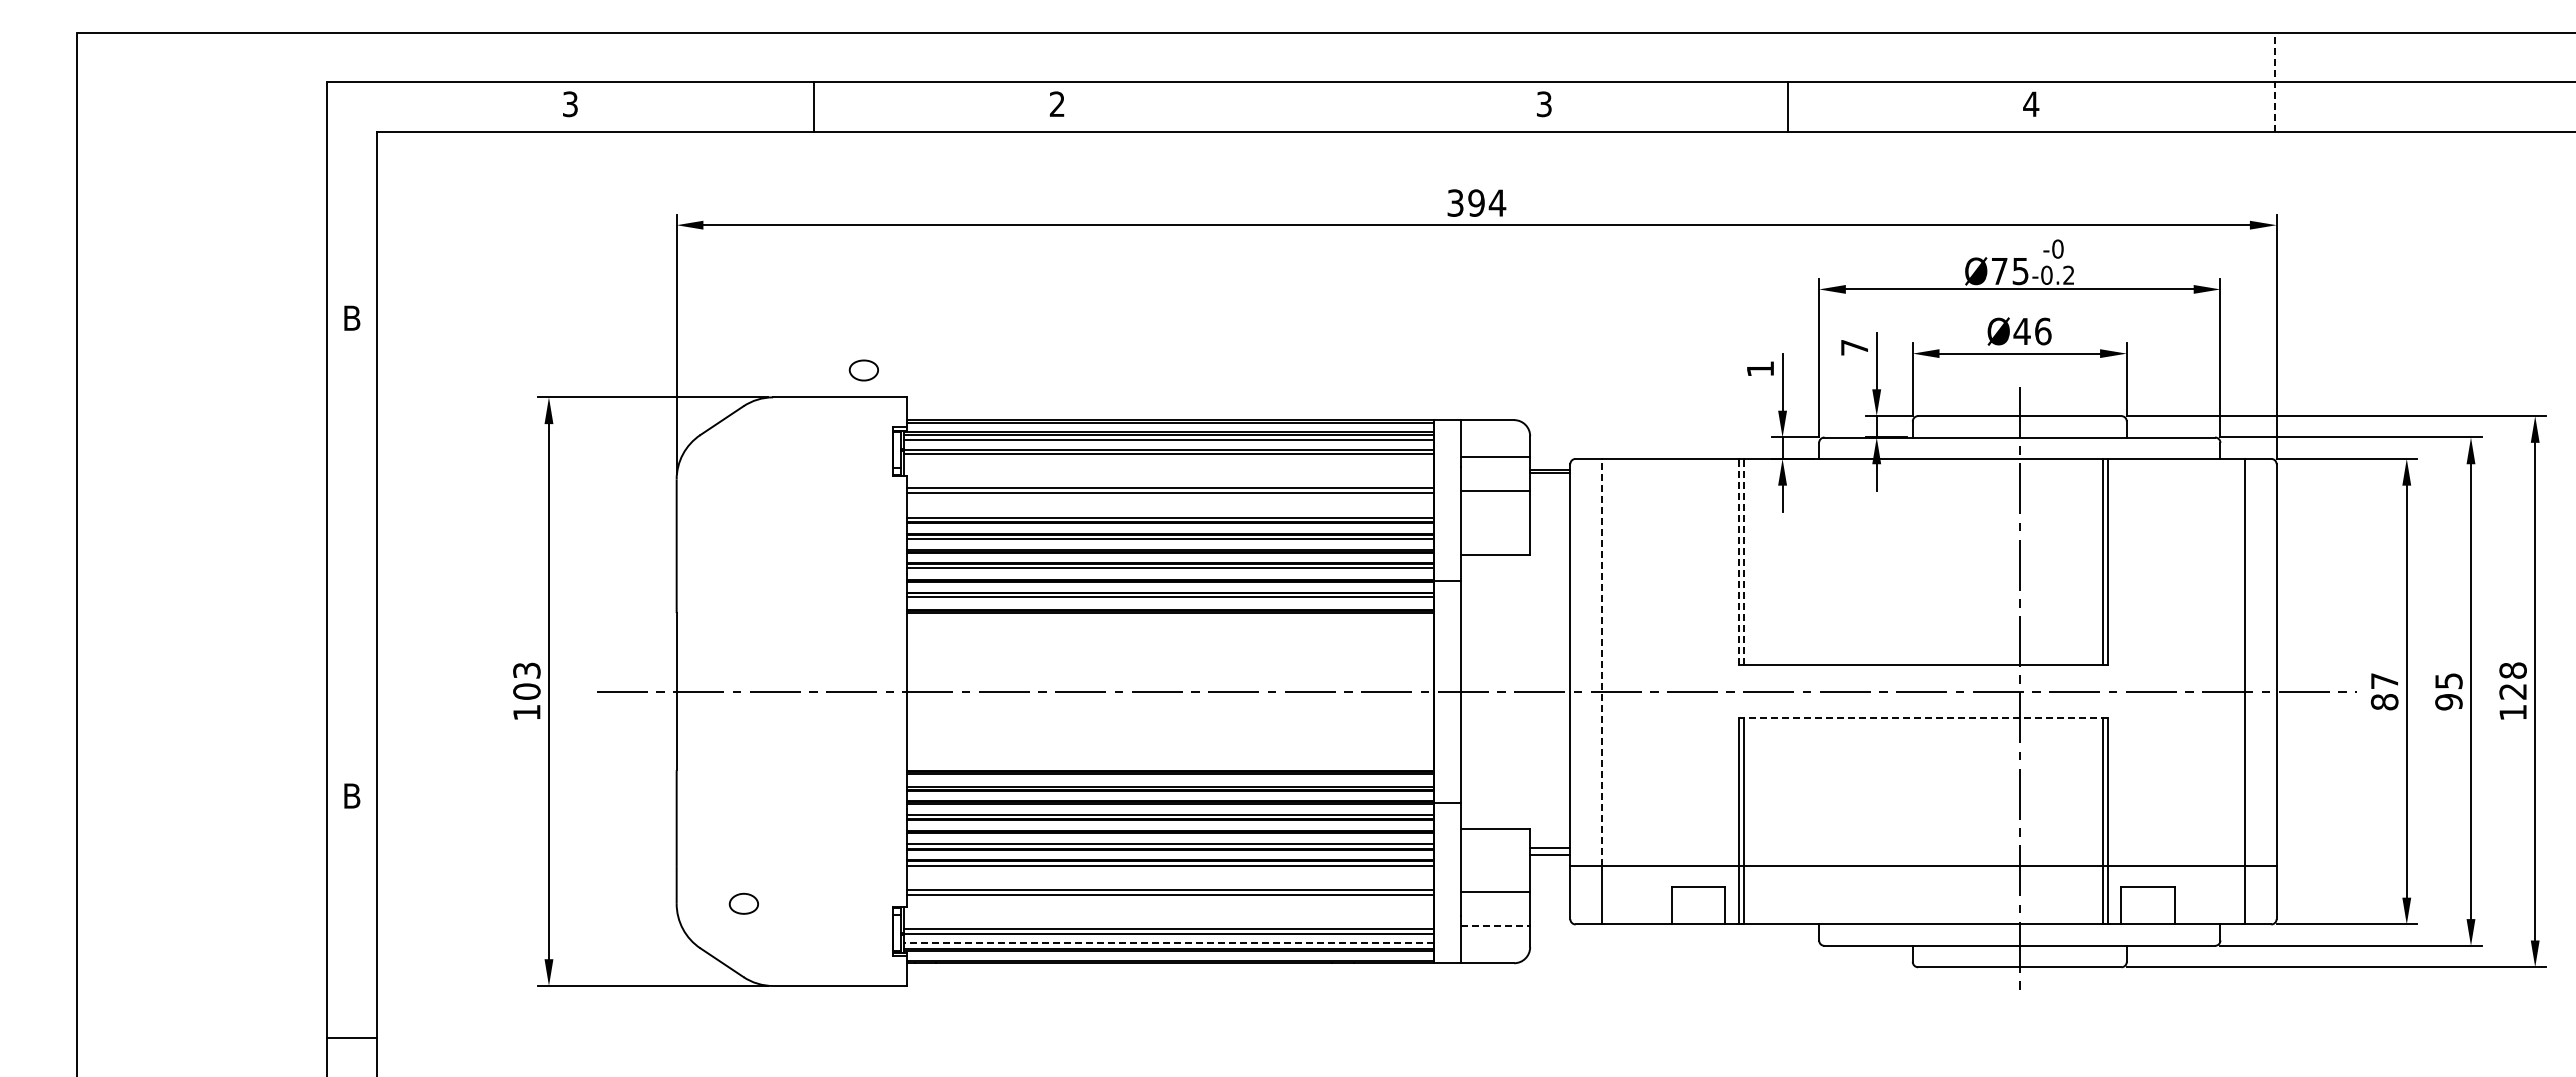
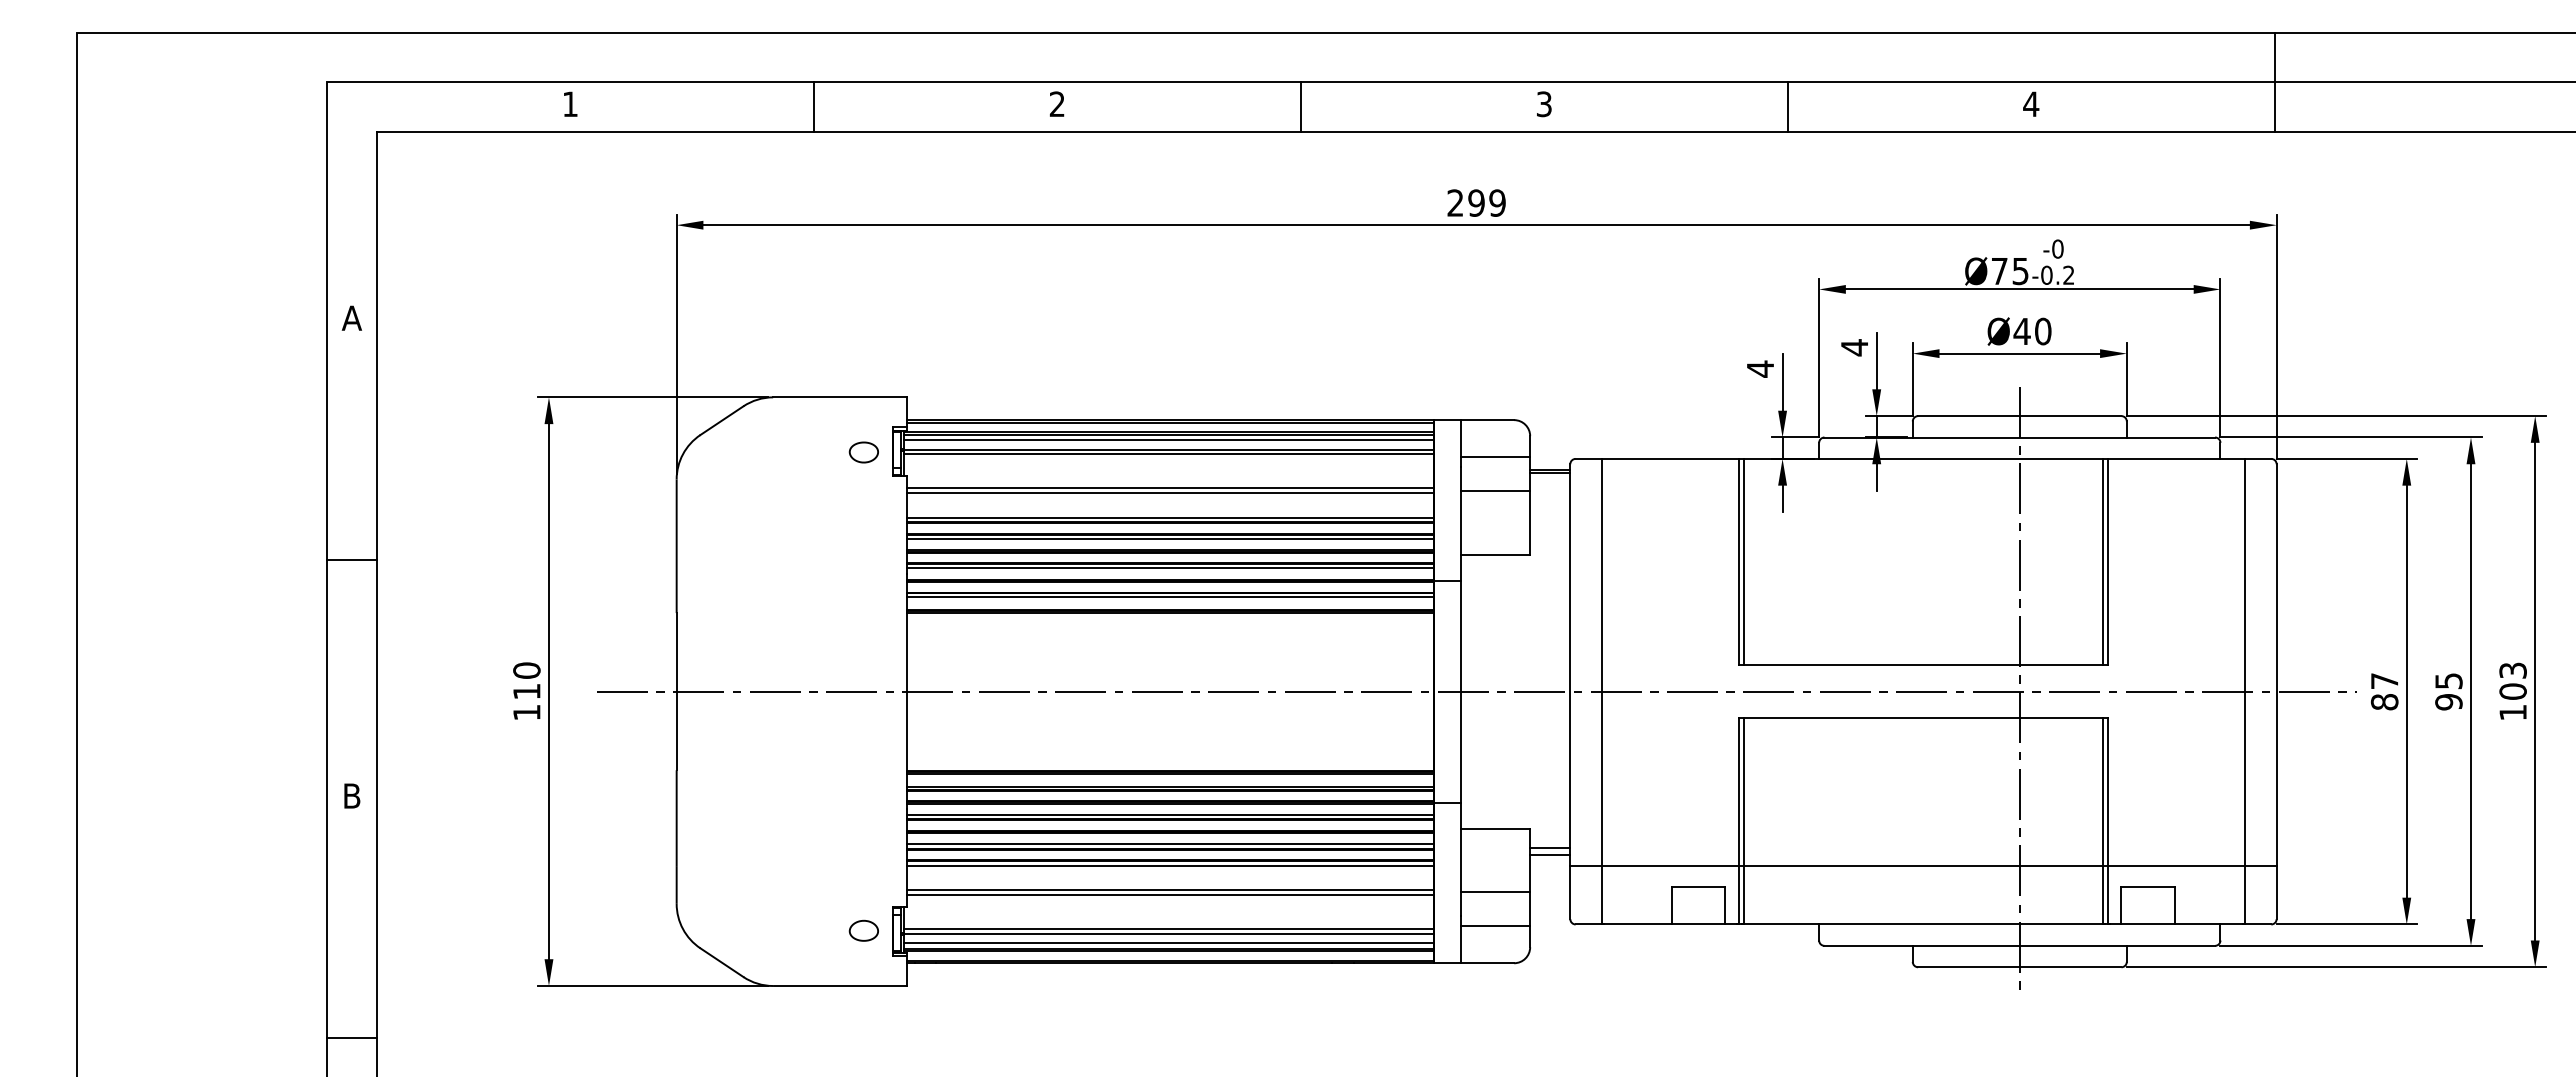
line: dashed -> solid (2274, 82)
text: 3 -> 1 (570, 104)
line: none -> present (1300, 107)
text: 394 -> 299 (1476, 202)
text: B -> A (351, 317)
text: Ø46 -> Ø40 (2043, 331)
text: 7 -> 4 (1854, 347)
text: 1 -> 4 (1760, 368)
part position: (863, 370) -> (863, 452) (863, 452)
line: none -> present (351, 560)
line: dashed -> solid (1738, 561)
line: dashed -> solid (1744, 561)
line: dashed -> solid (1602, 661)
text: 103 -> 110 (526, 680)
text: 128 -> 103 (2512, 680)
line: dashed -> solid (1923, 718)
part position: (743, 903) -> (863, 930) (863, 930)
line: dashed -> solid (1495, 926)
line: dashed -> solid (1168, 943)
